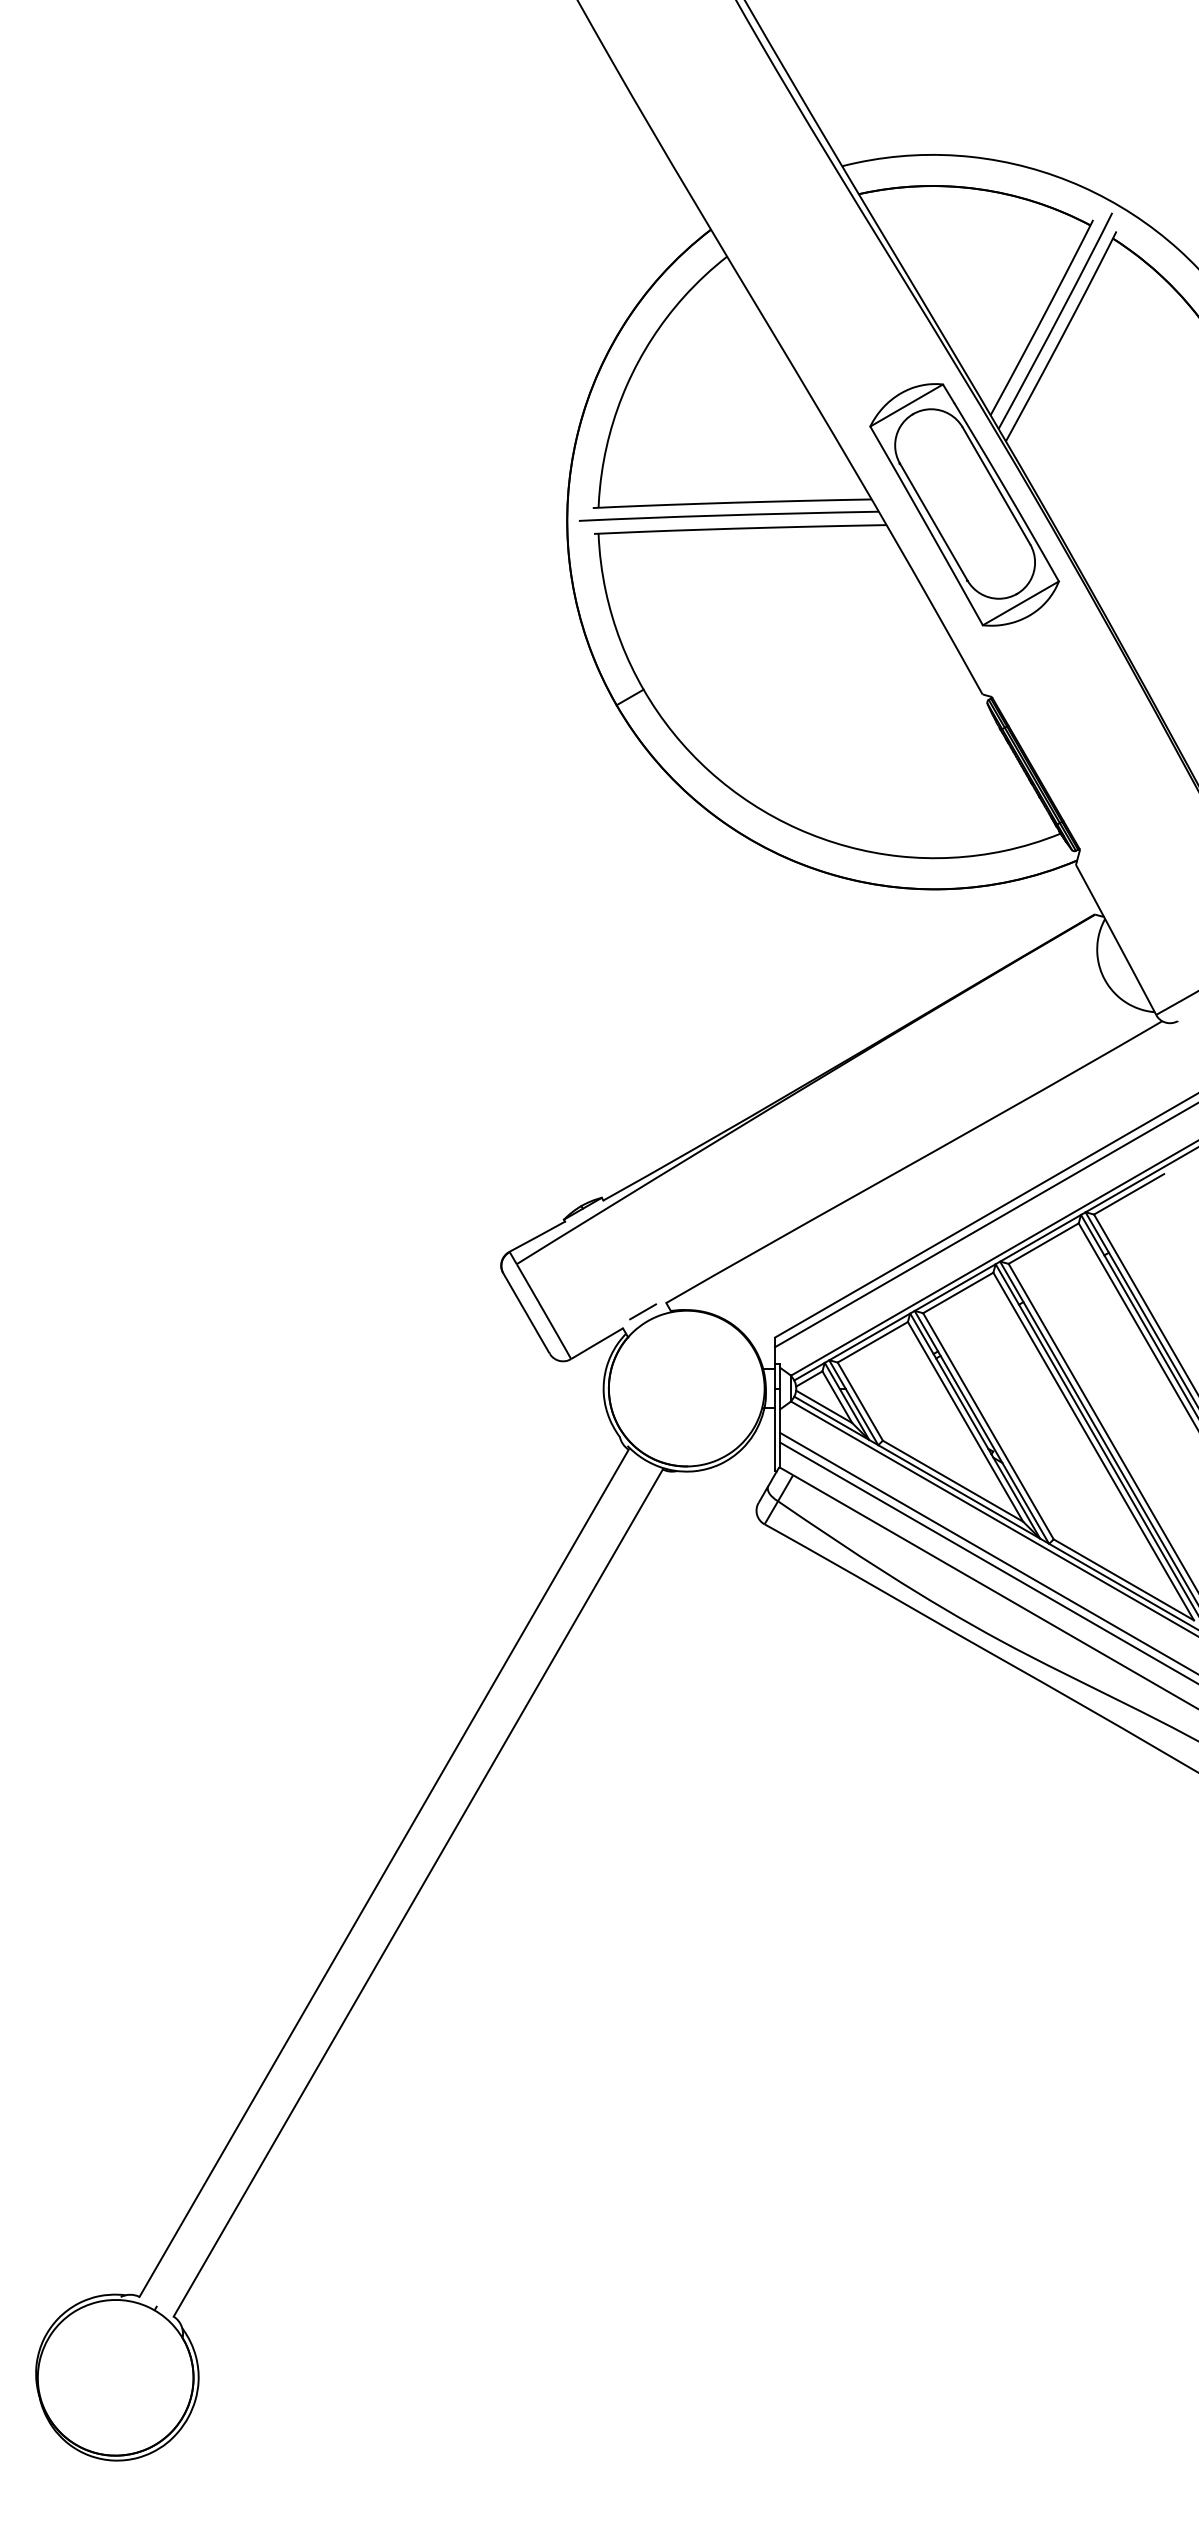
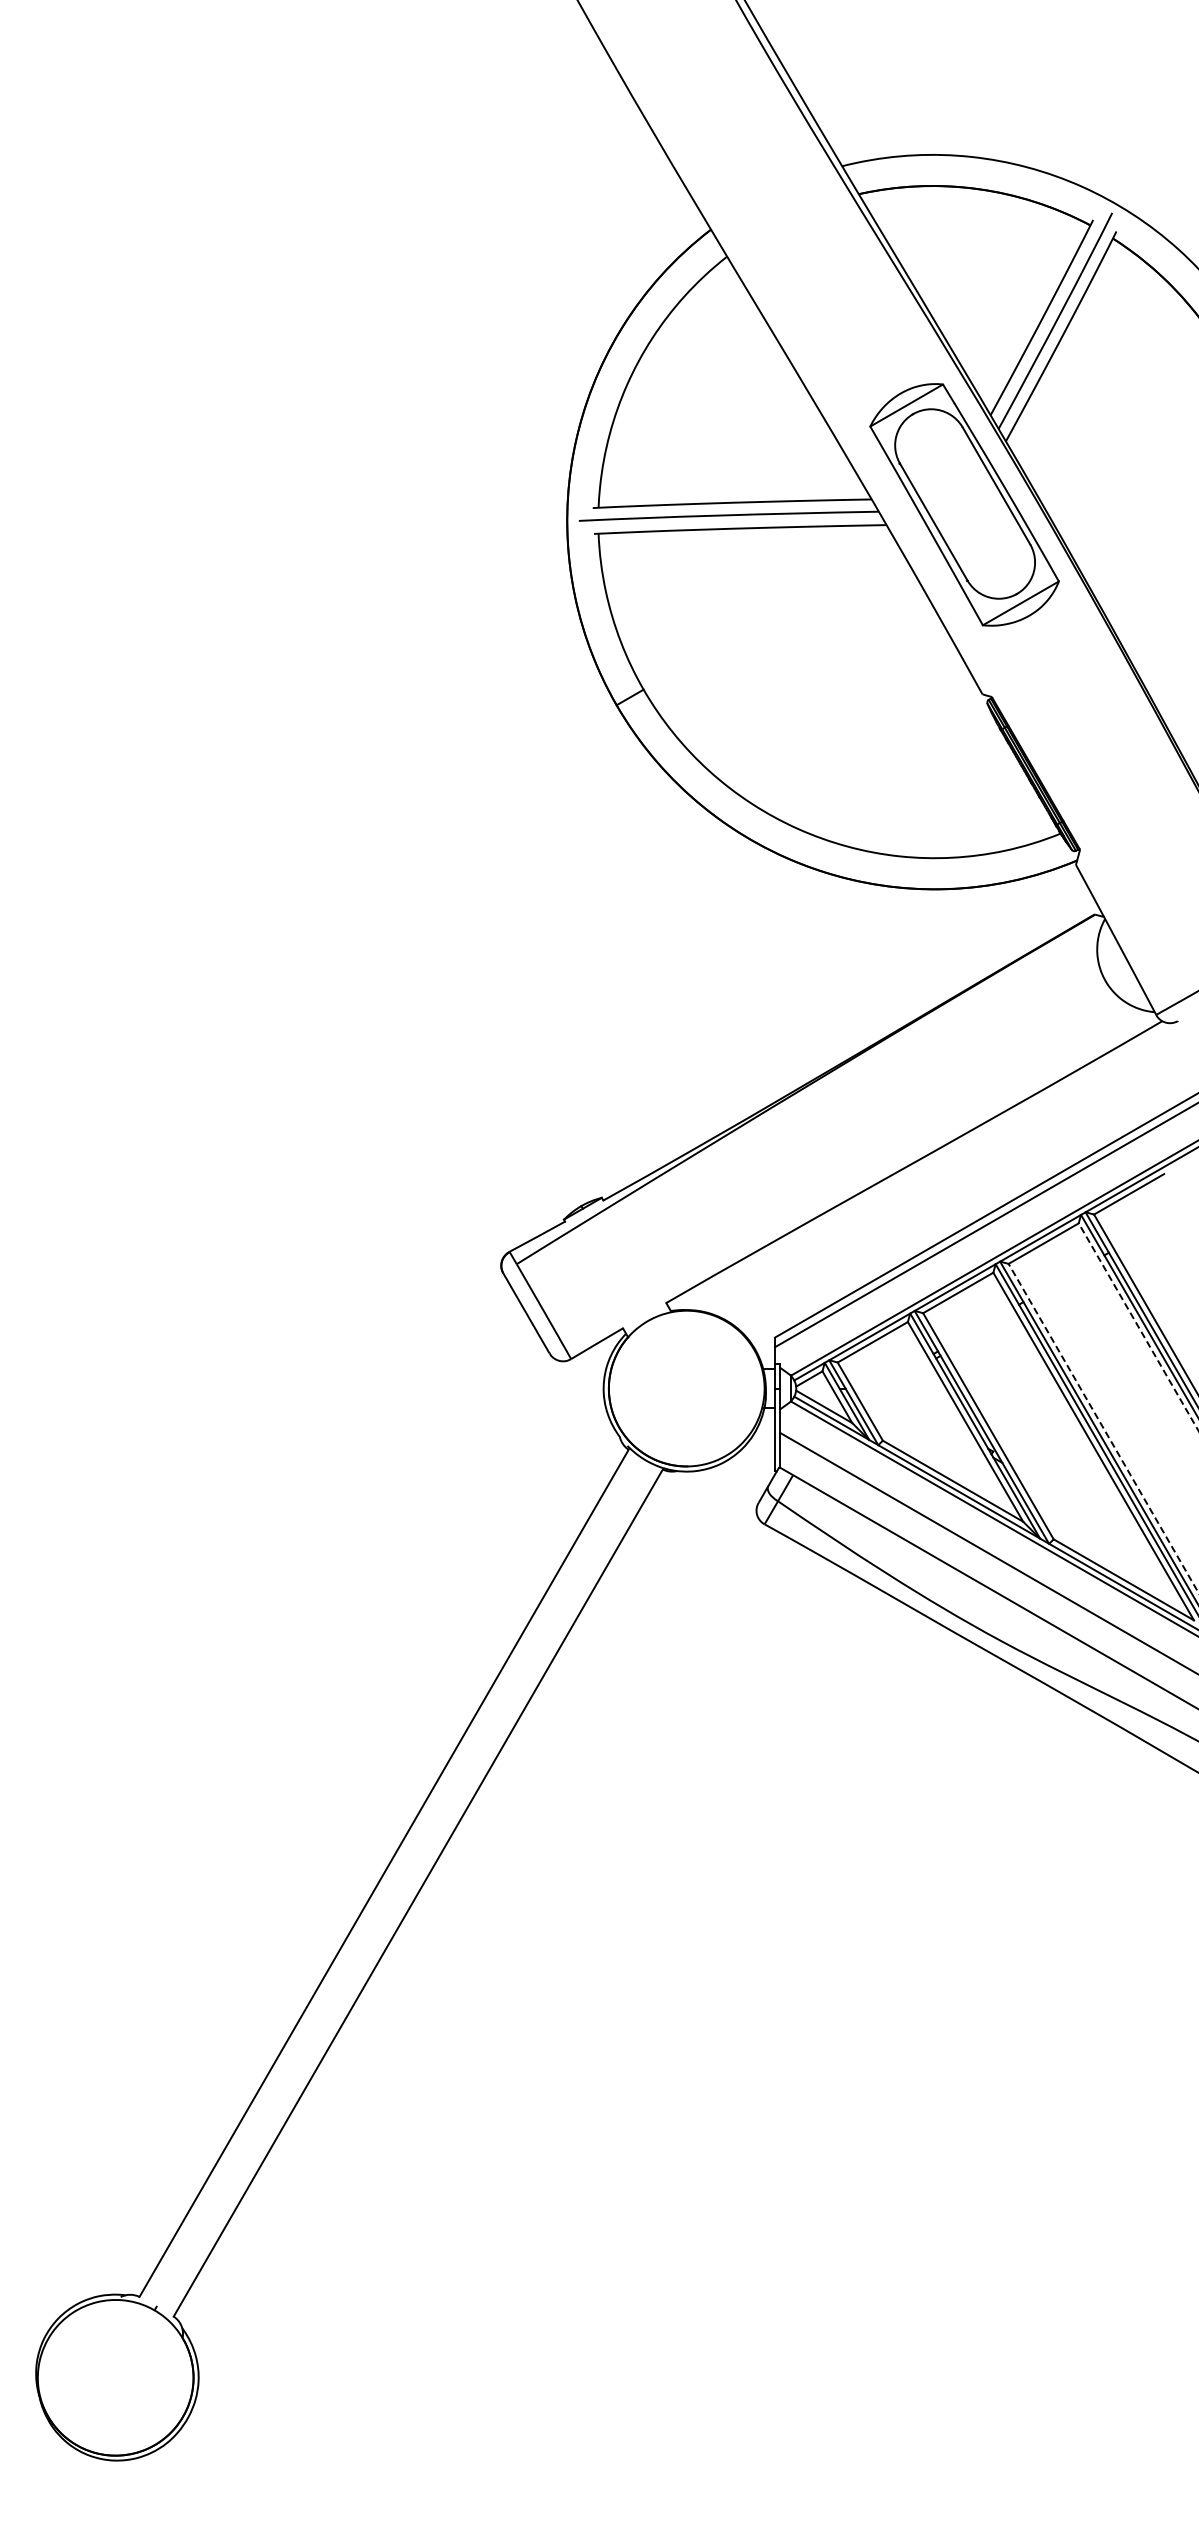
line: present -> none (643, 1311)
line: solid -> dashed (1138, 1327)
line: solid -> dashed (1103, 1428)
line: present -> none (987, 1562)
